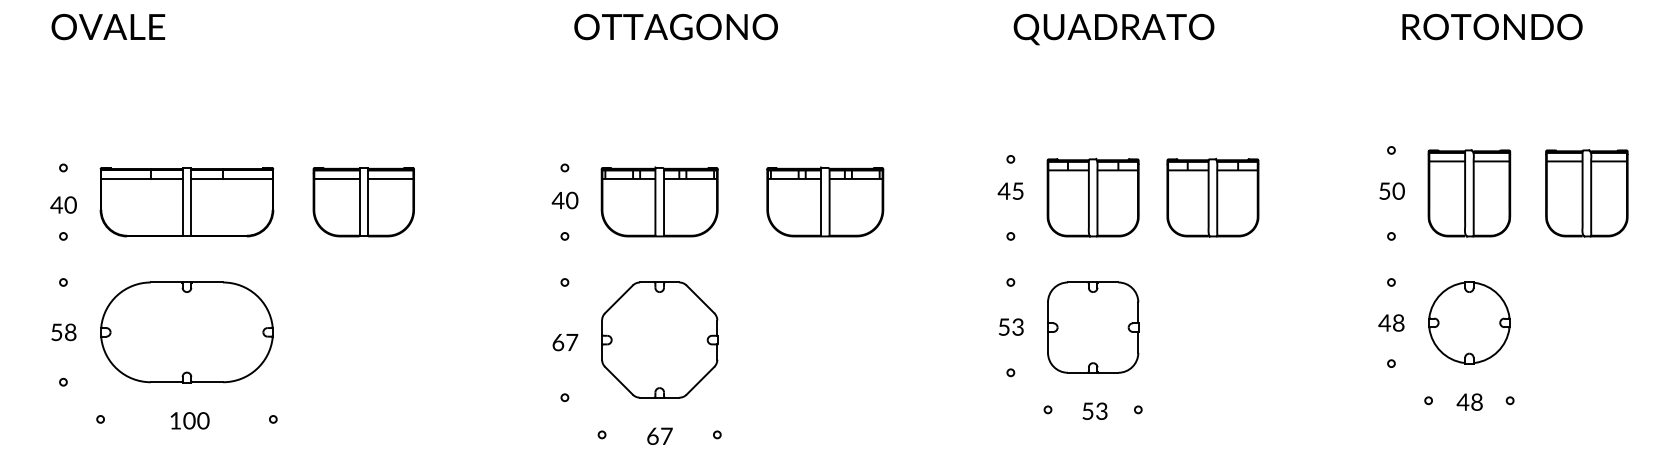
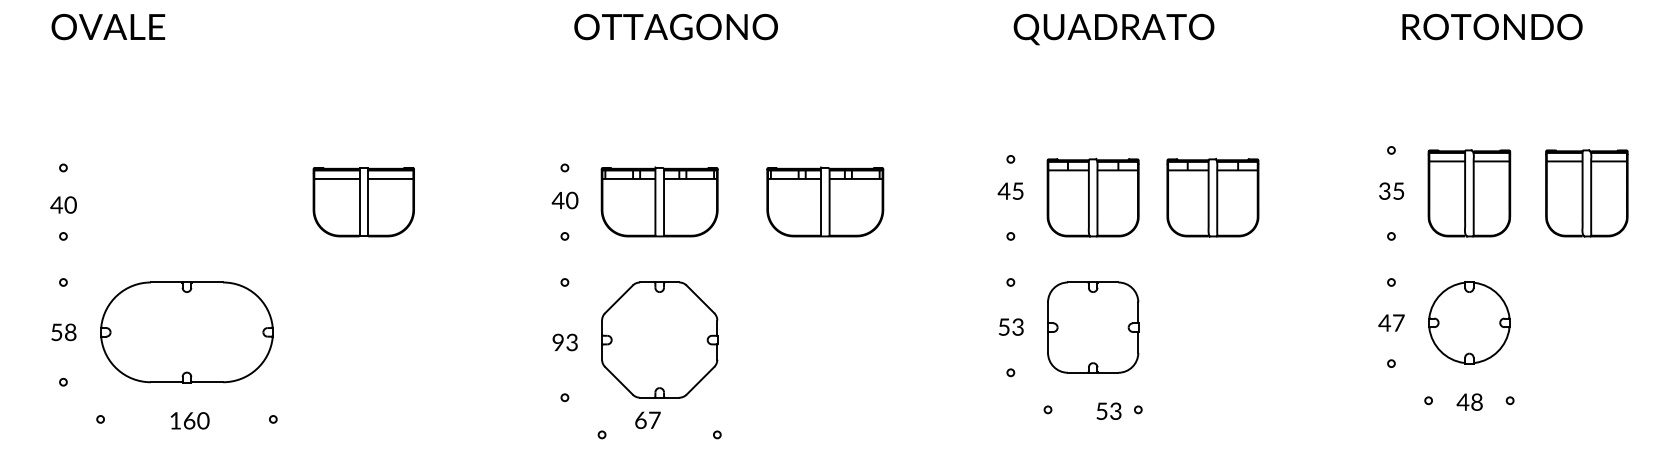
text: 50 -> 35 (1391, 190)
part: present -> none (186, 202)
text: 48 -> 47 (1398, 322)
text: 67 -> 93 (565, 342)
text position: (1094, 410) -> (1108, 410) (1108, 410)
text: 100 -> 160 (189, 420)
text position: (659, 435) -> (647, 419) (647, 419)
